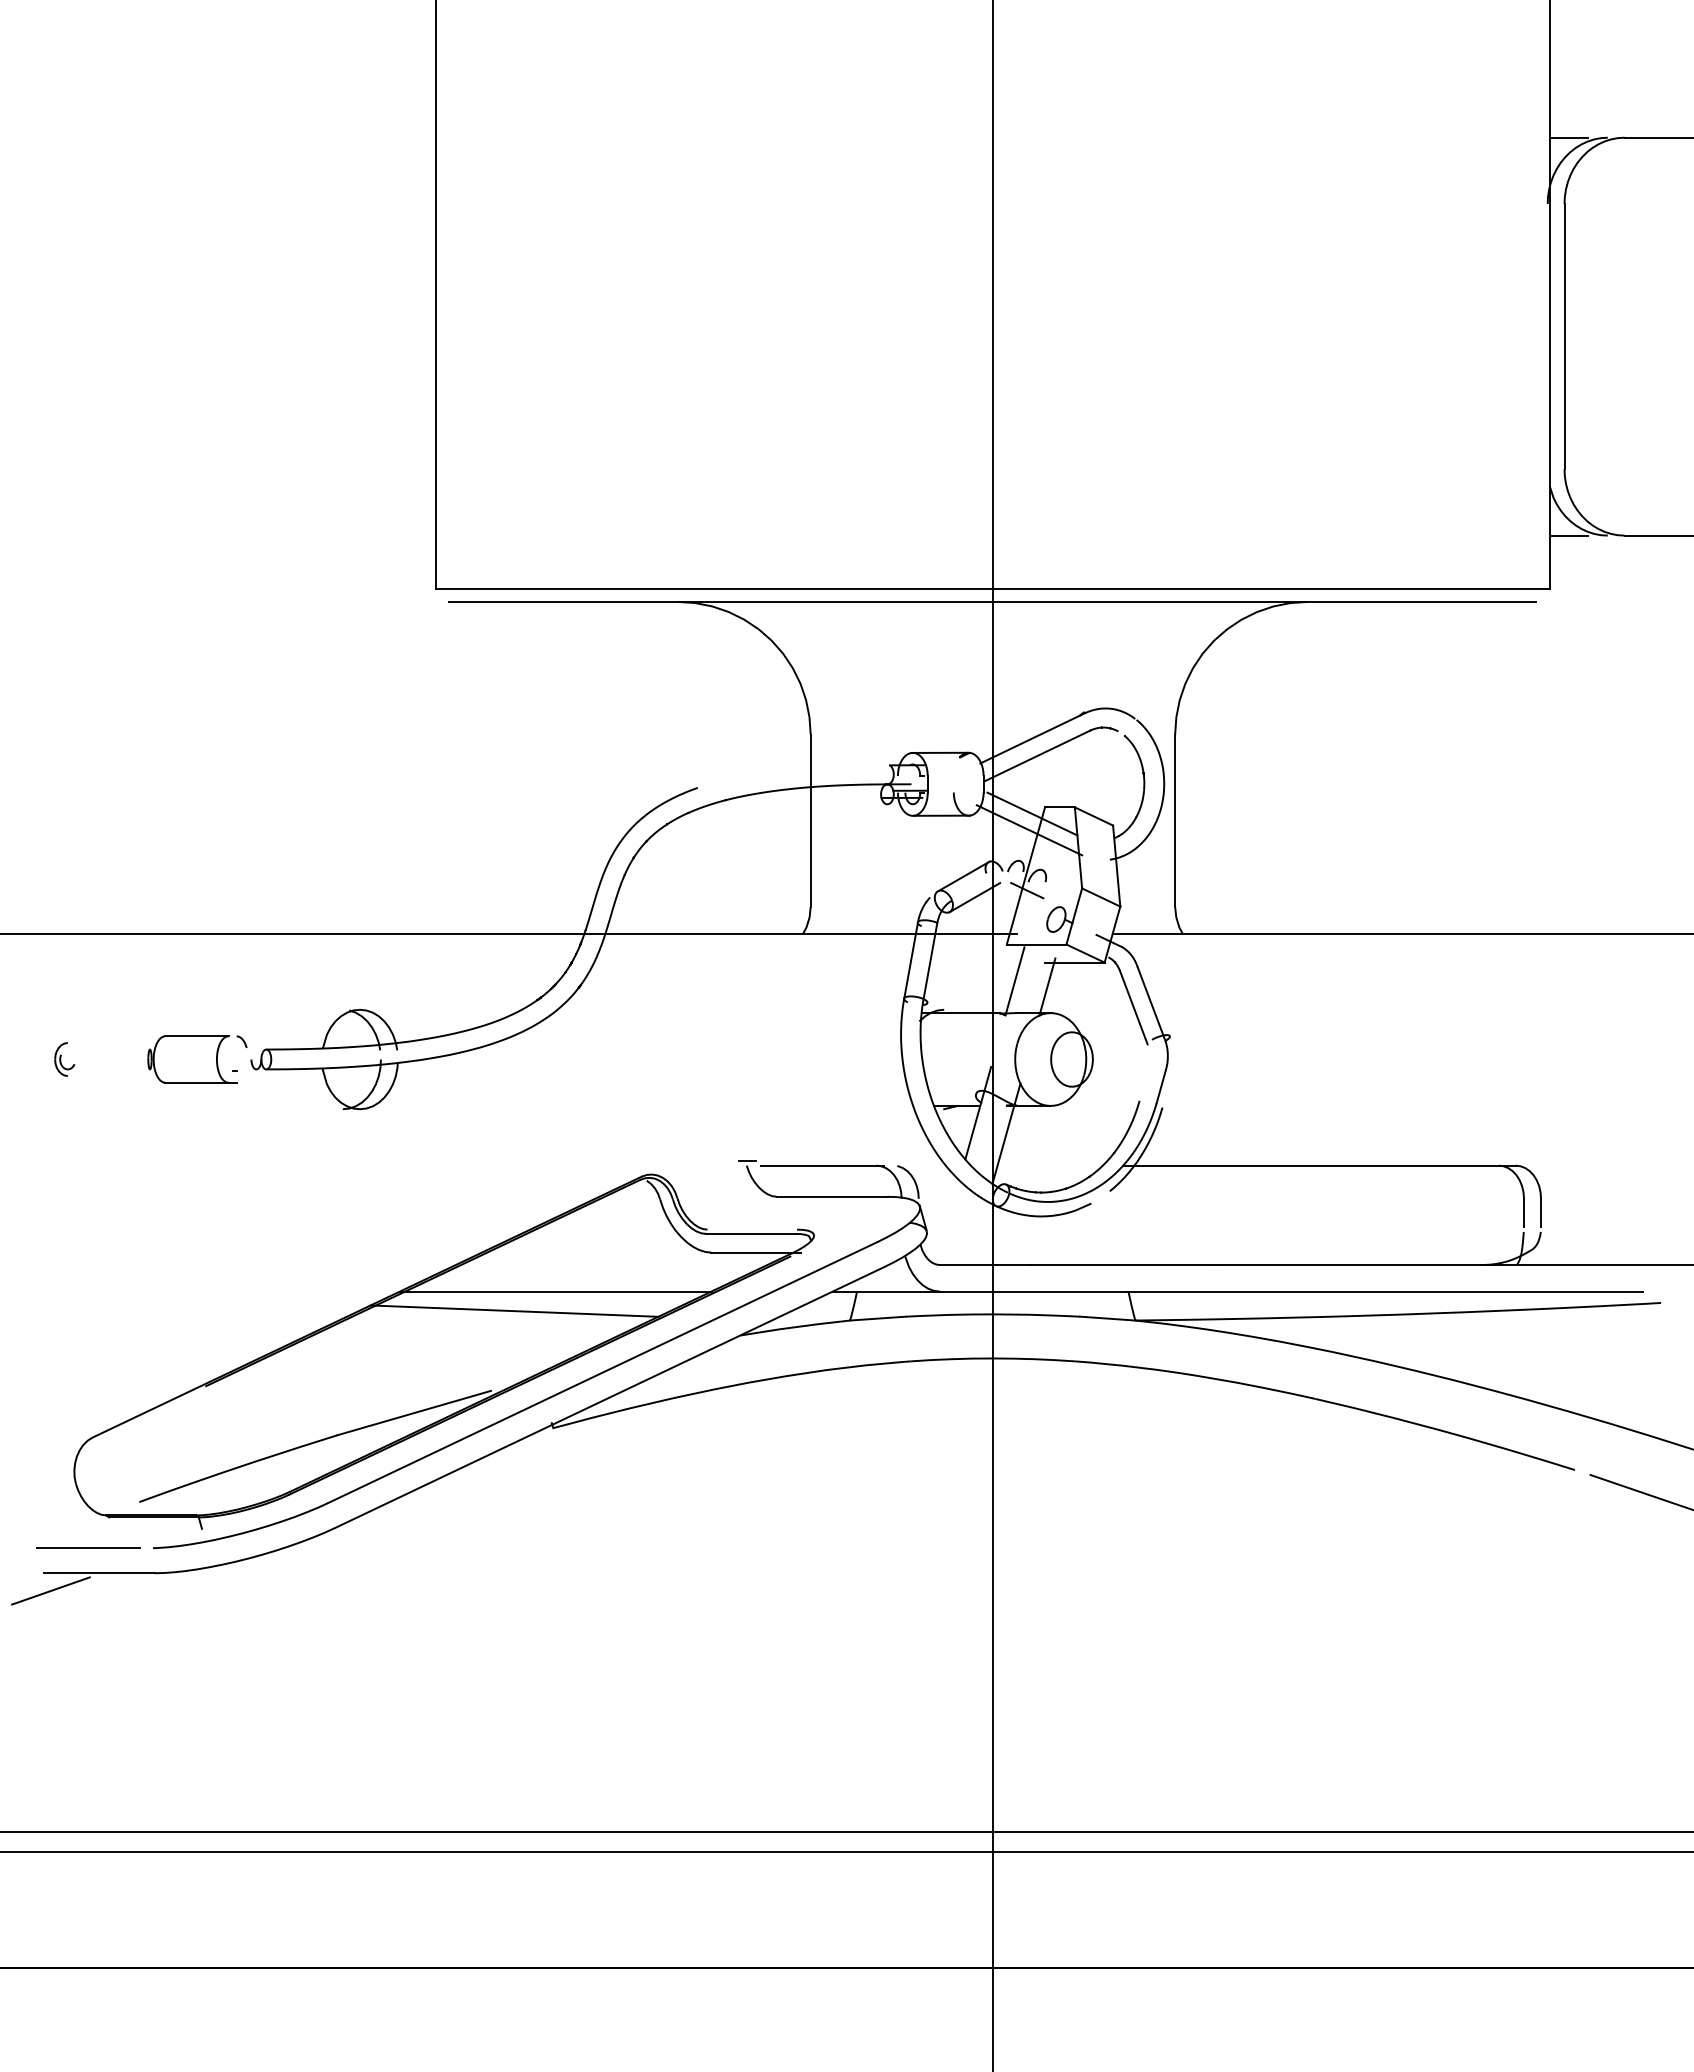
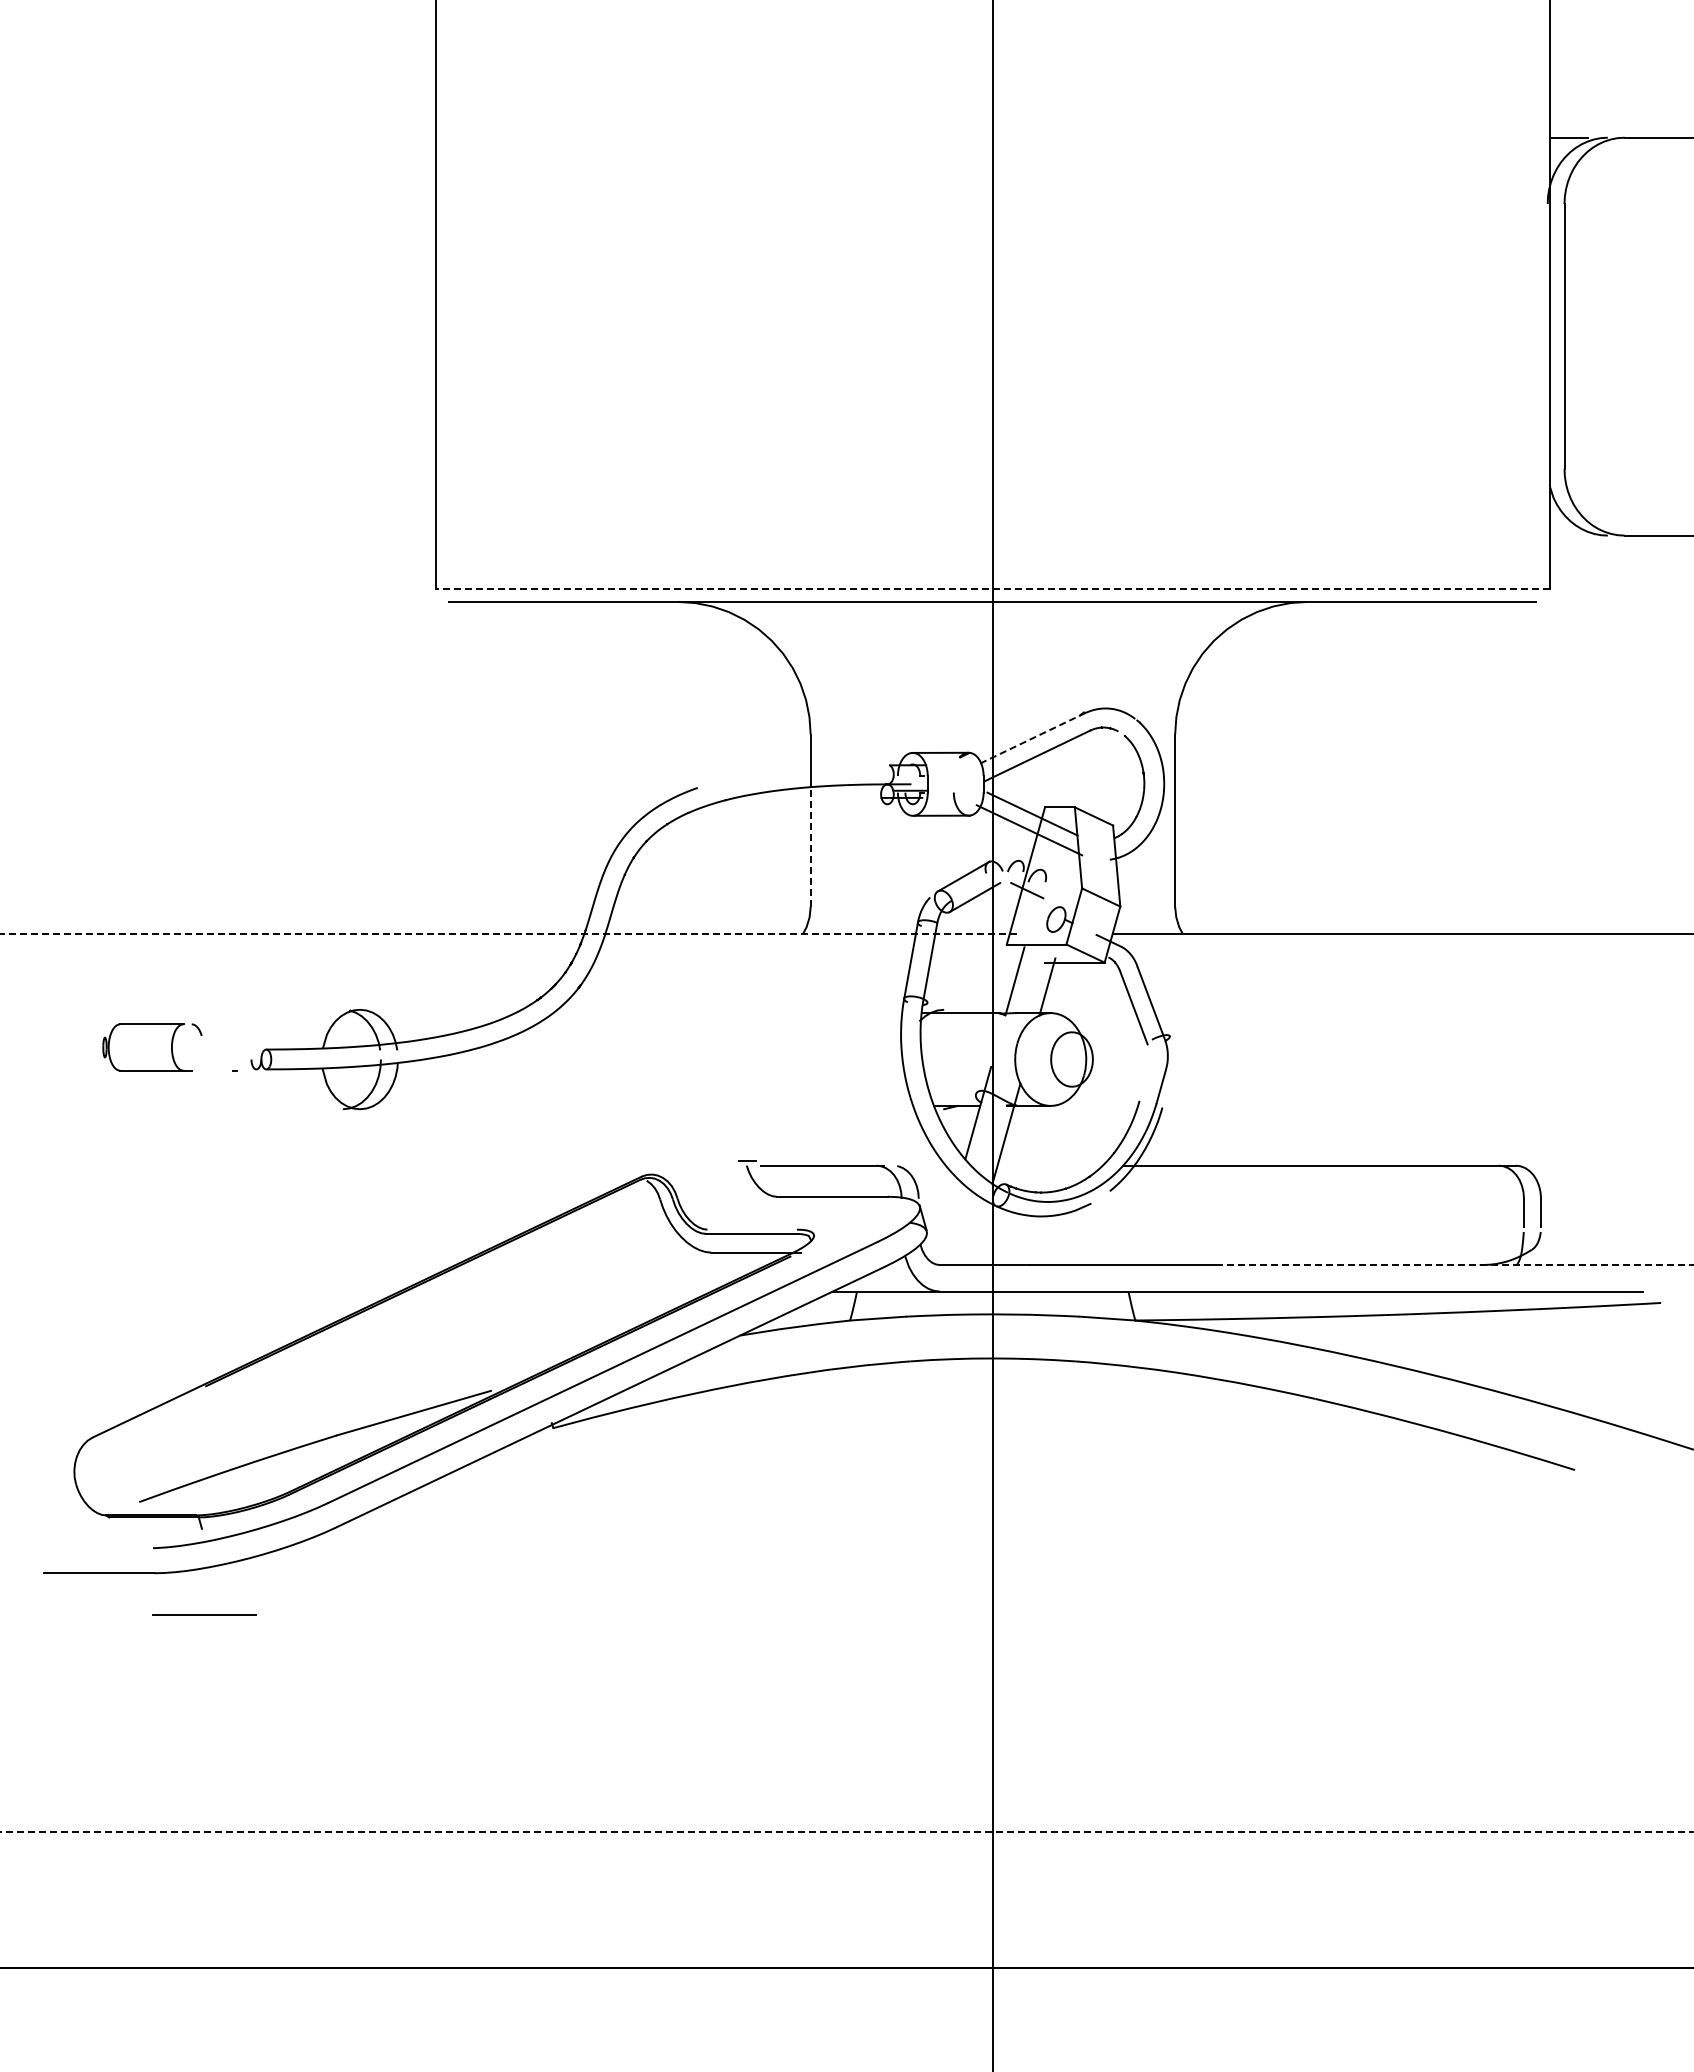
line: present -> none (1568, 535)
line: solid -> dashed (992, 588)
line: solid -> dashed (1032, 738)
line: solid -> dashed (810, 847)
line: solid -> dashed (508, 933)
part: present -> none (64, 1059)
part position: (197, 1059) -> (152, 1047) (152, 1047)
line: solid -> dashed (1455, 1265)
line: present -> none (555, 1291)
line: present -> none (514, 1310)
line: present -> none (1640, 1491)
line position: (88, 1547) -> (204, 1614) (204, 1614)
line: present -> none (50, 1590)
line: solid -> dashed (846, 1832)
line: present -> none (846, 1852)
